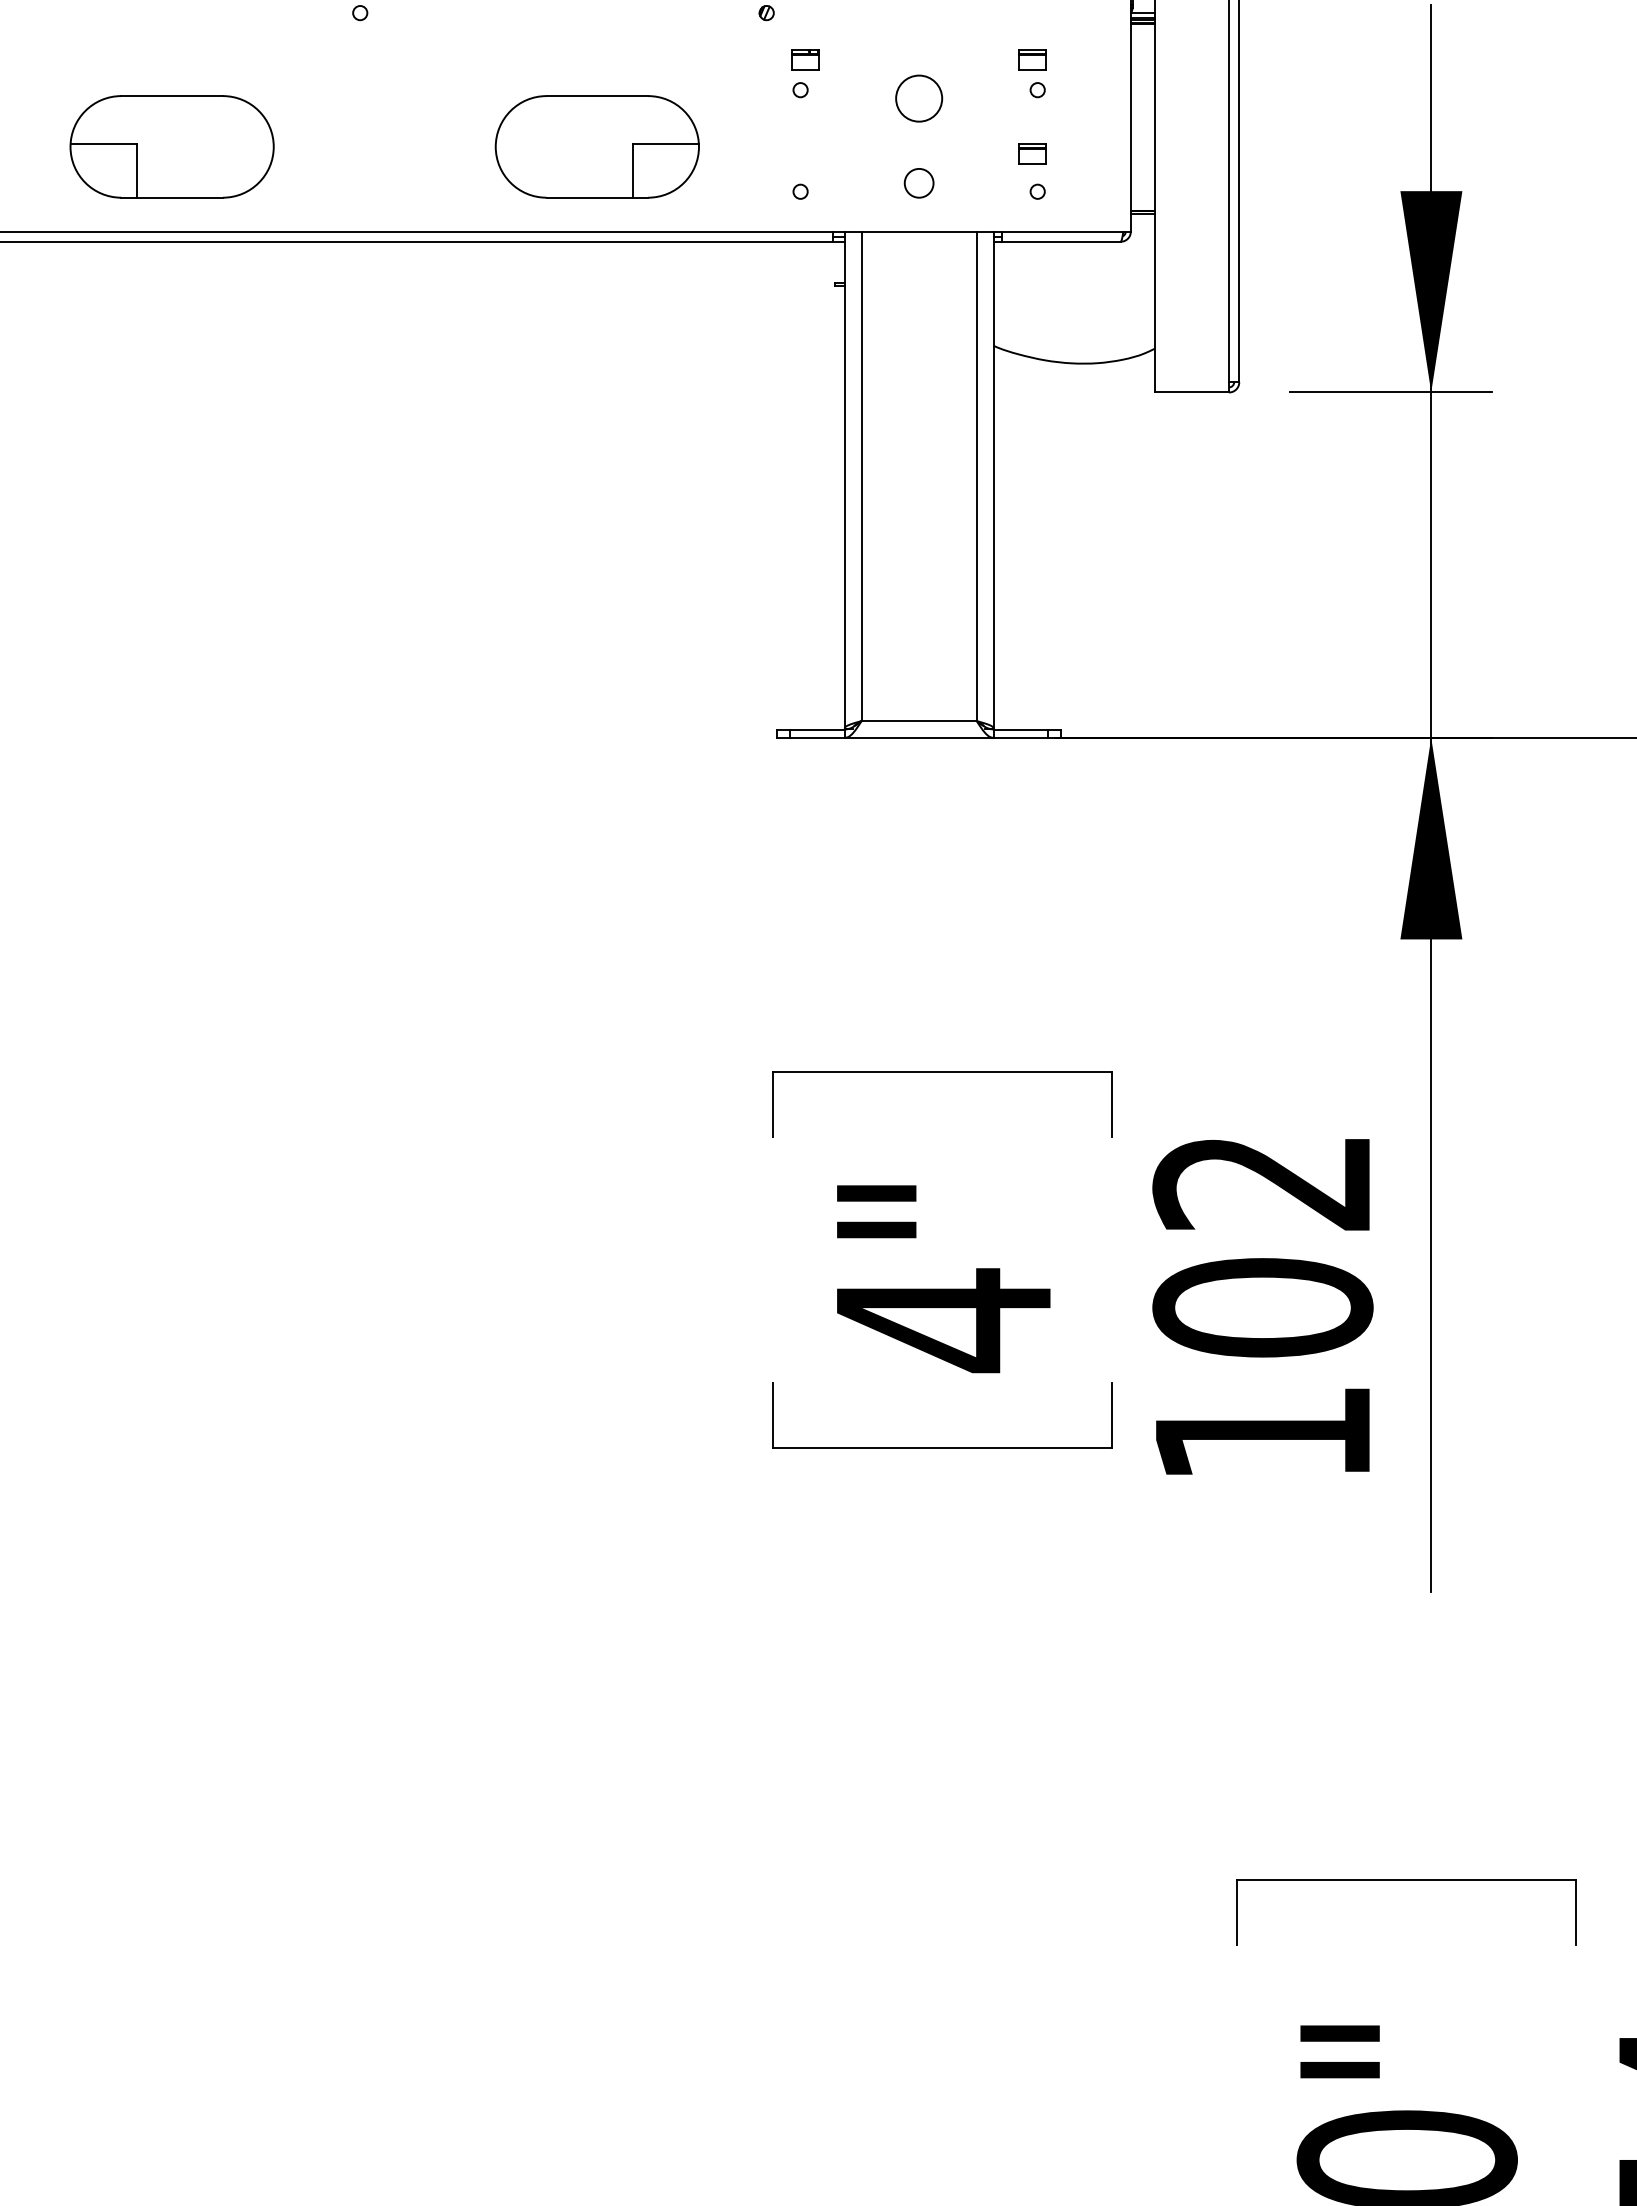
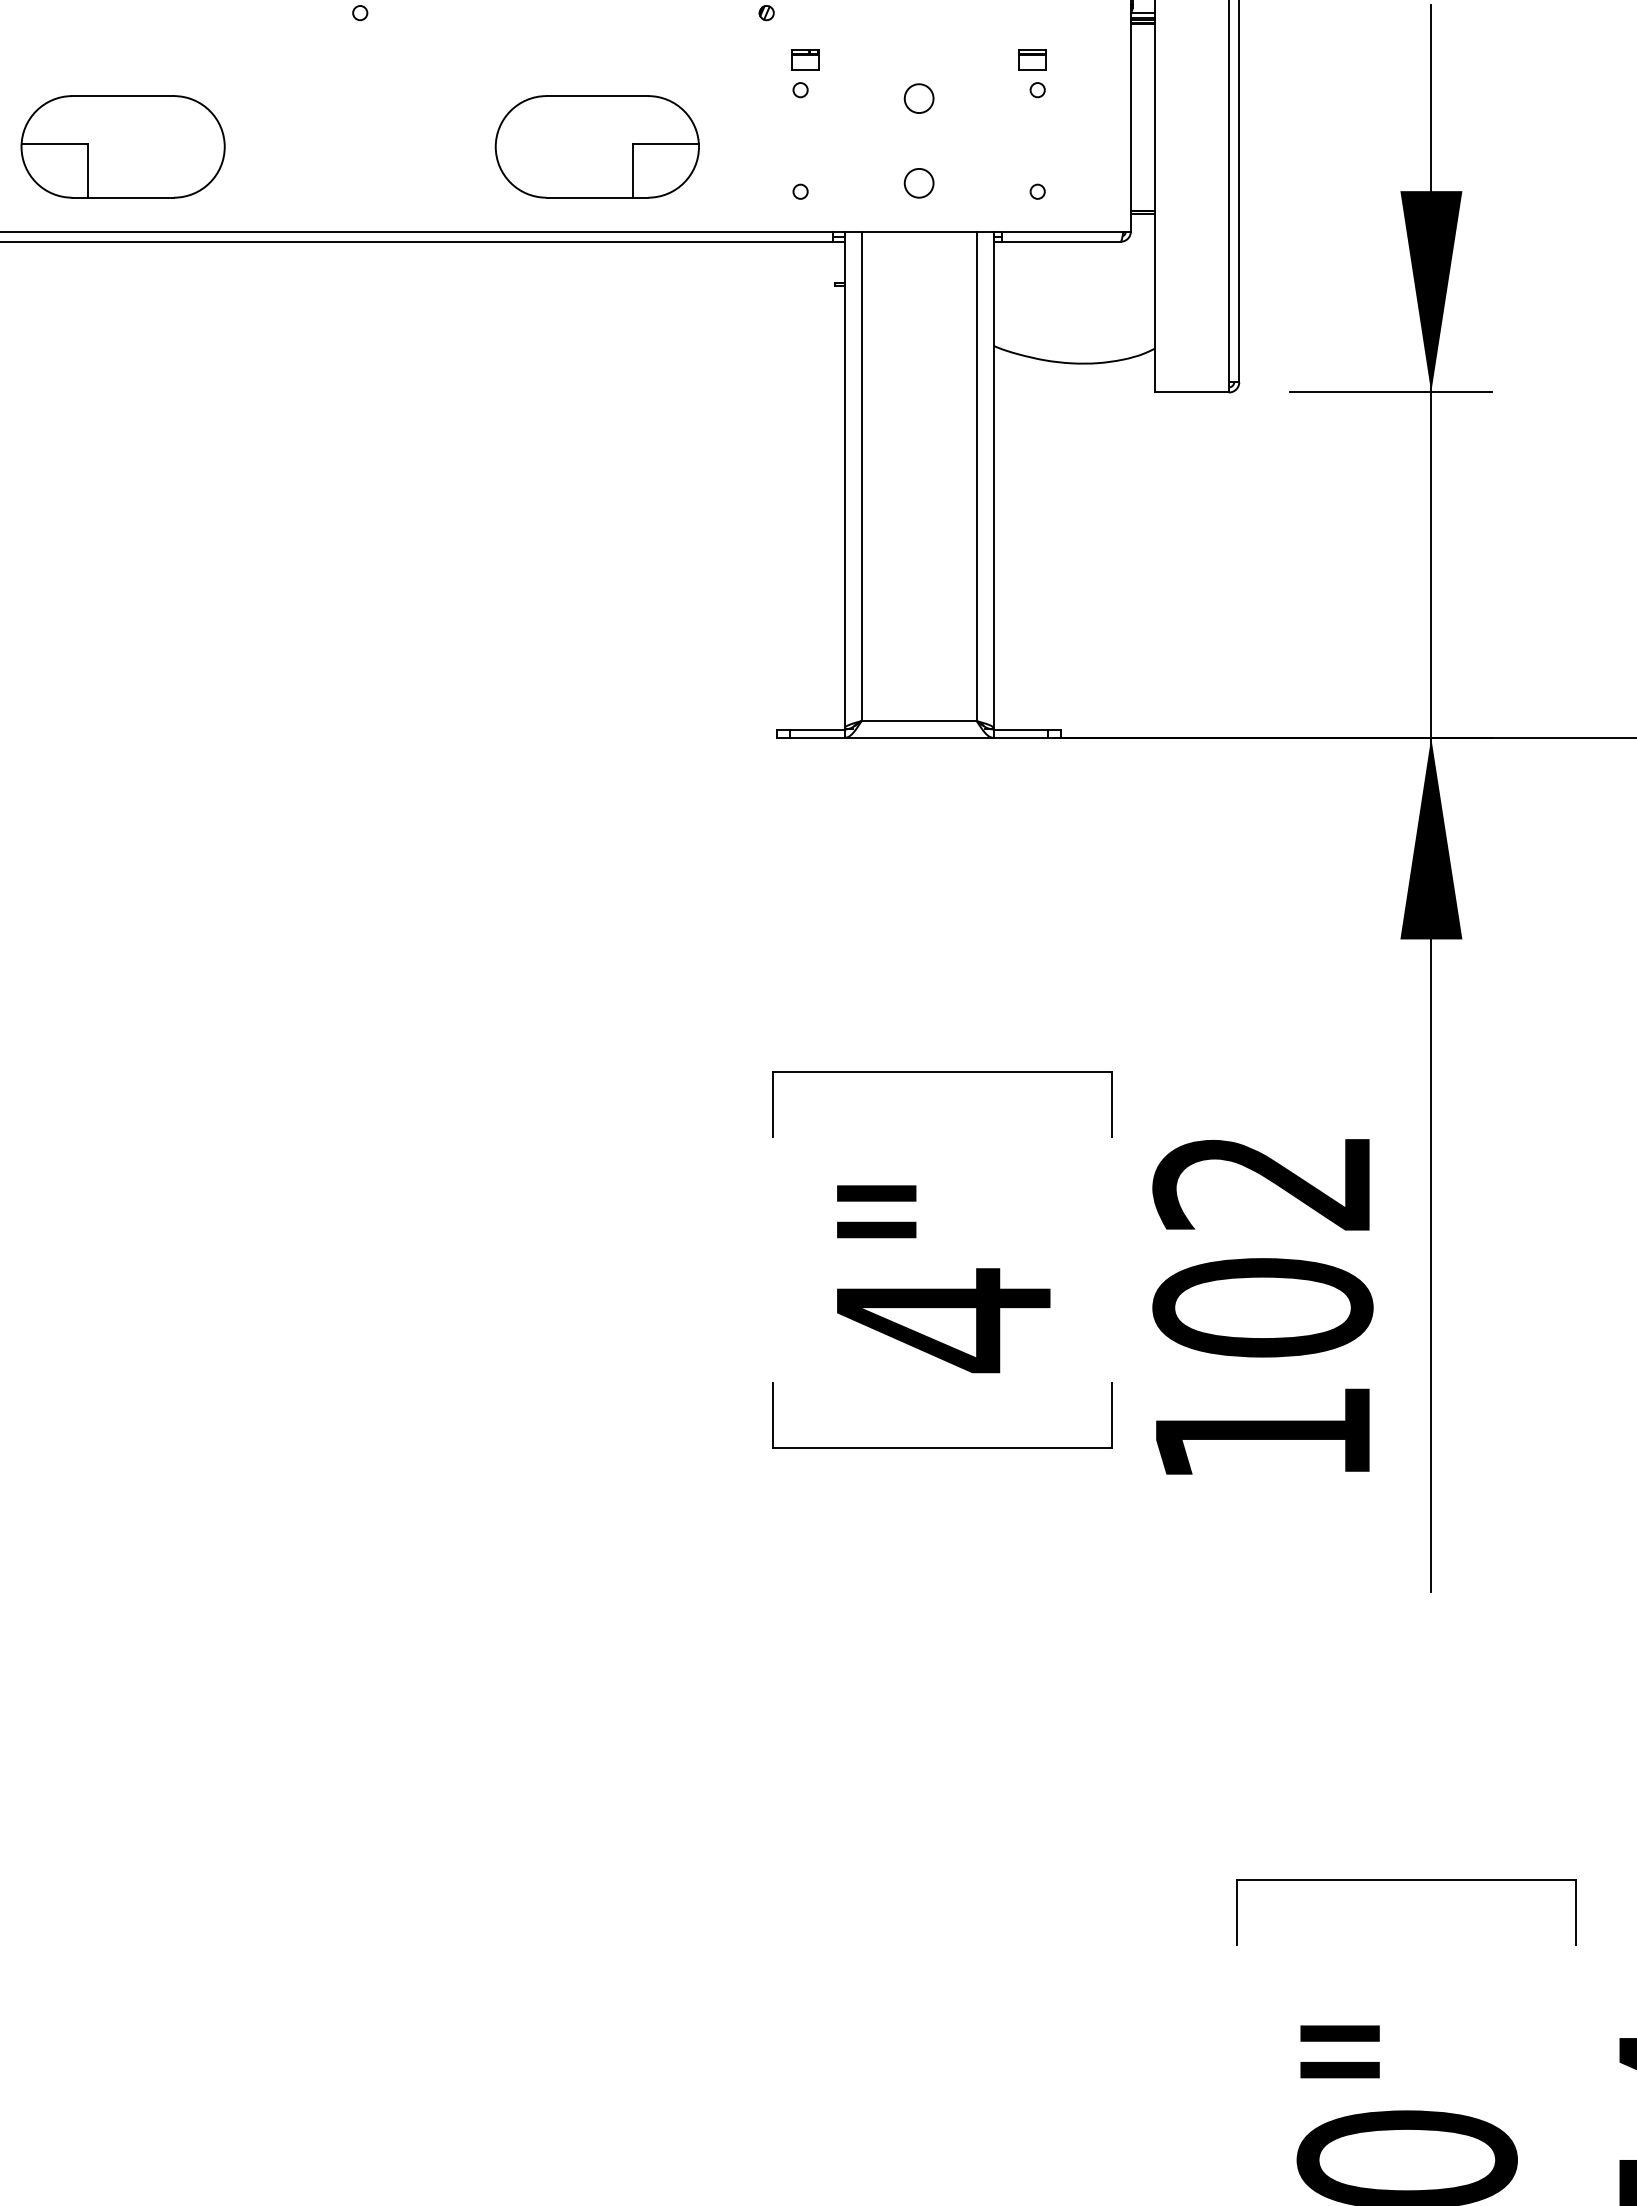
circle diameter: 46 px -> 29 px (918, 98)
part position: (171, 146) -> (122, 146) (122, 146)
part: present -> none (1032, 153)
